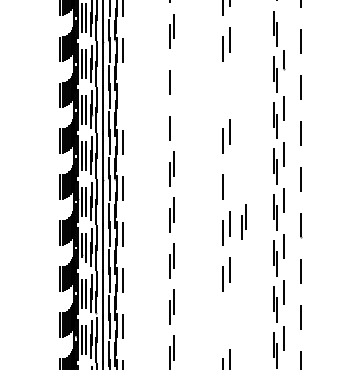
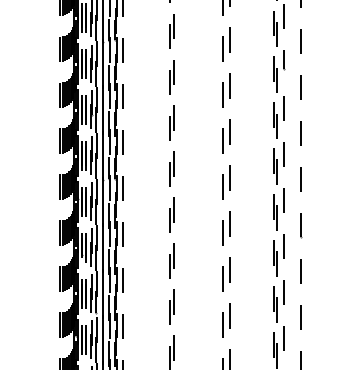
line: none -> present (283, 16)
line: none -> present (173, 72)
part: none -> present (226, 90)
line: none -> present (123, 96)
line: none -> present (173, 118)
line: none -> present (230, 177)
part: present -> none (243, 221)
part: none -> present (226, 320)
